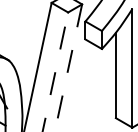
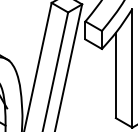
line: dashed -> solid (68, 67)
line: dashed -> solid (55, 72)
